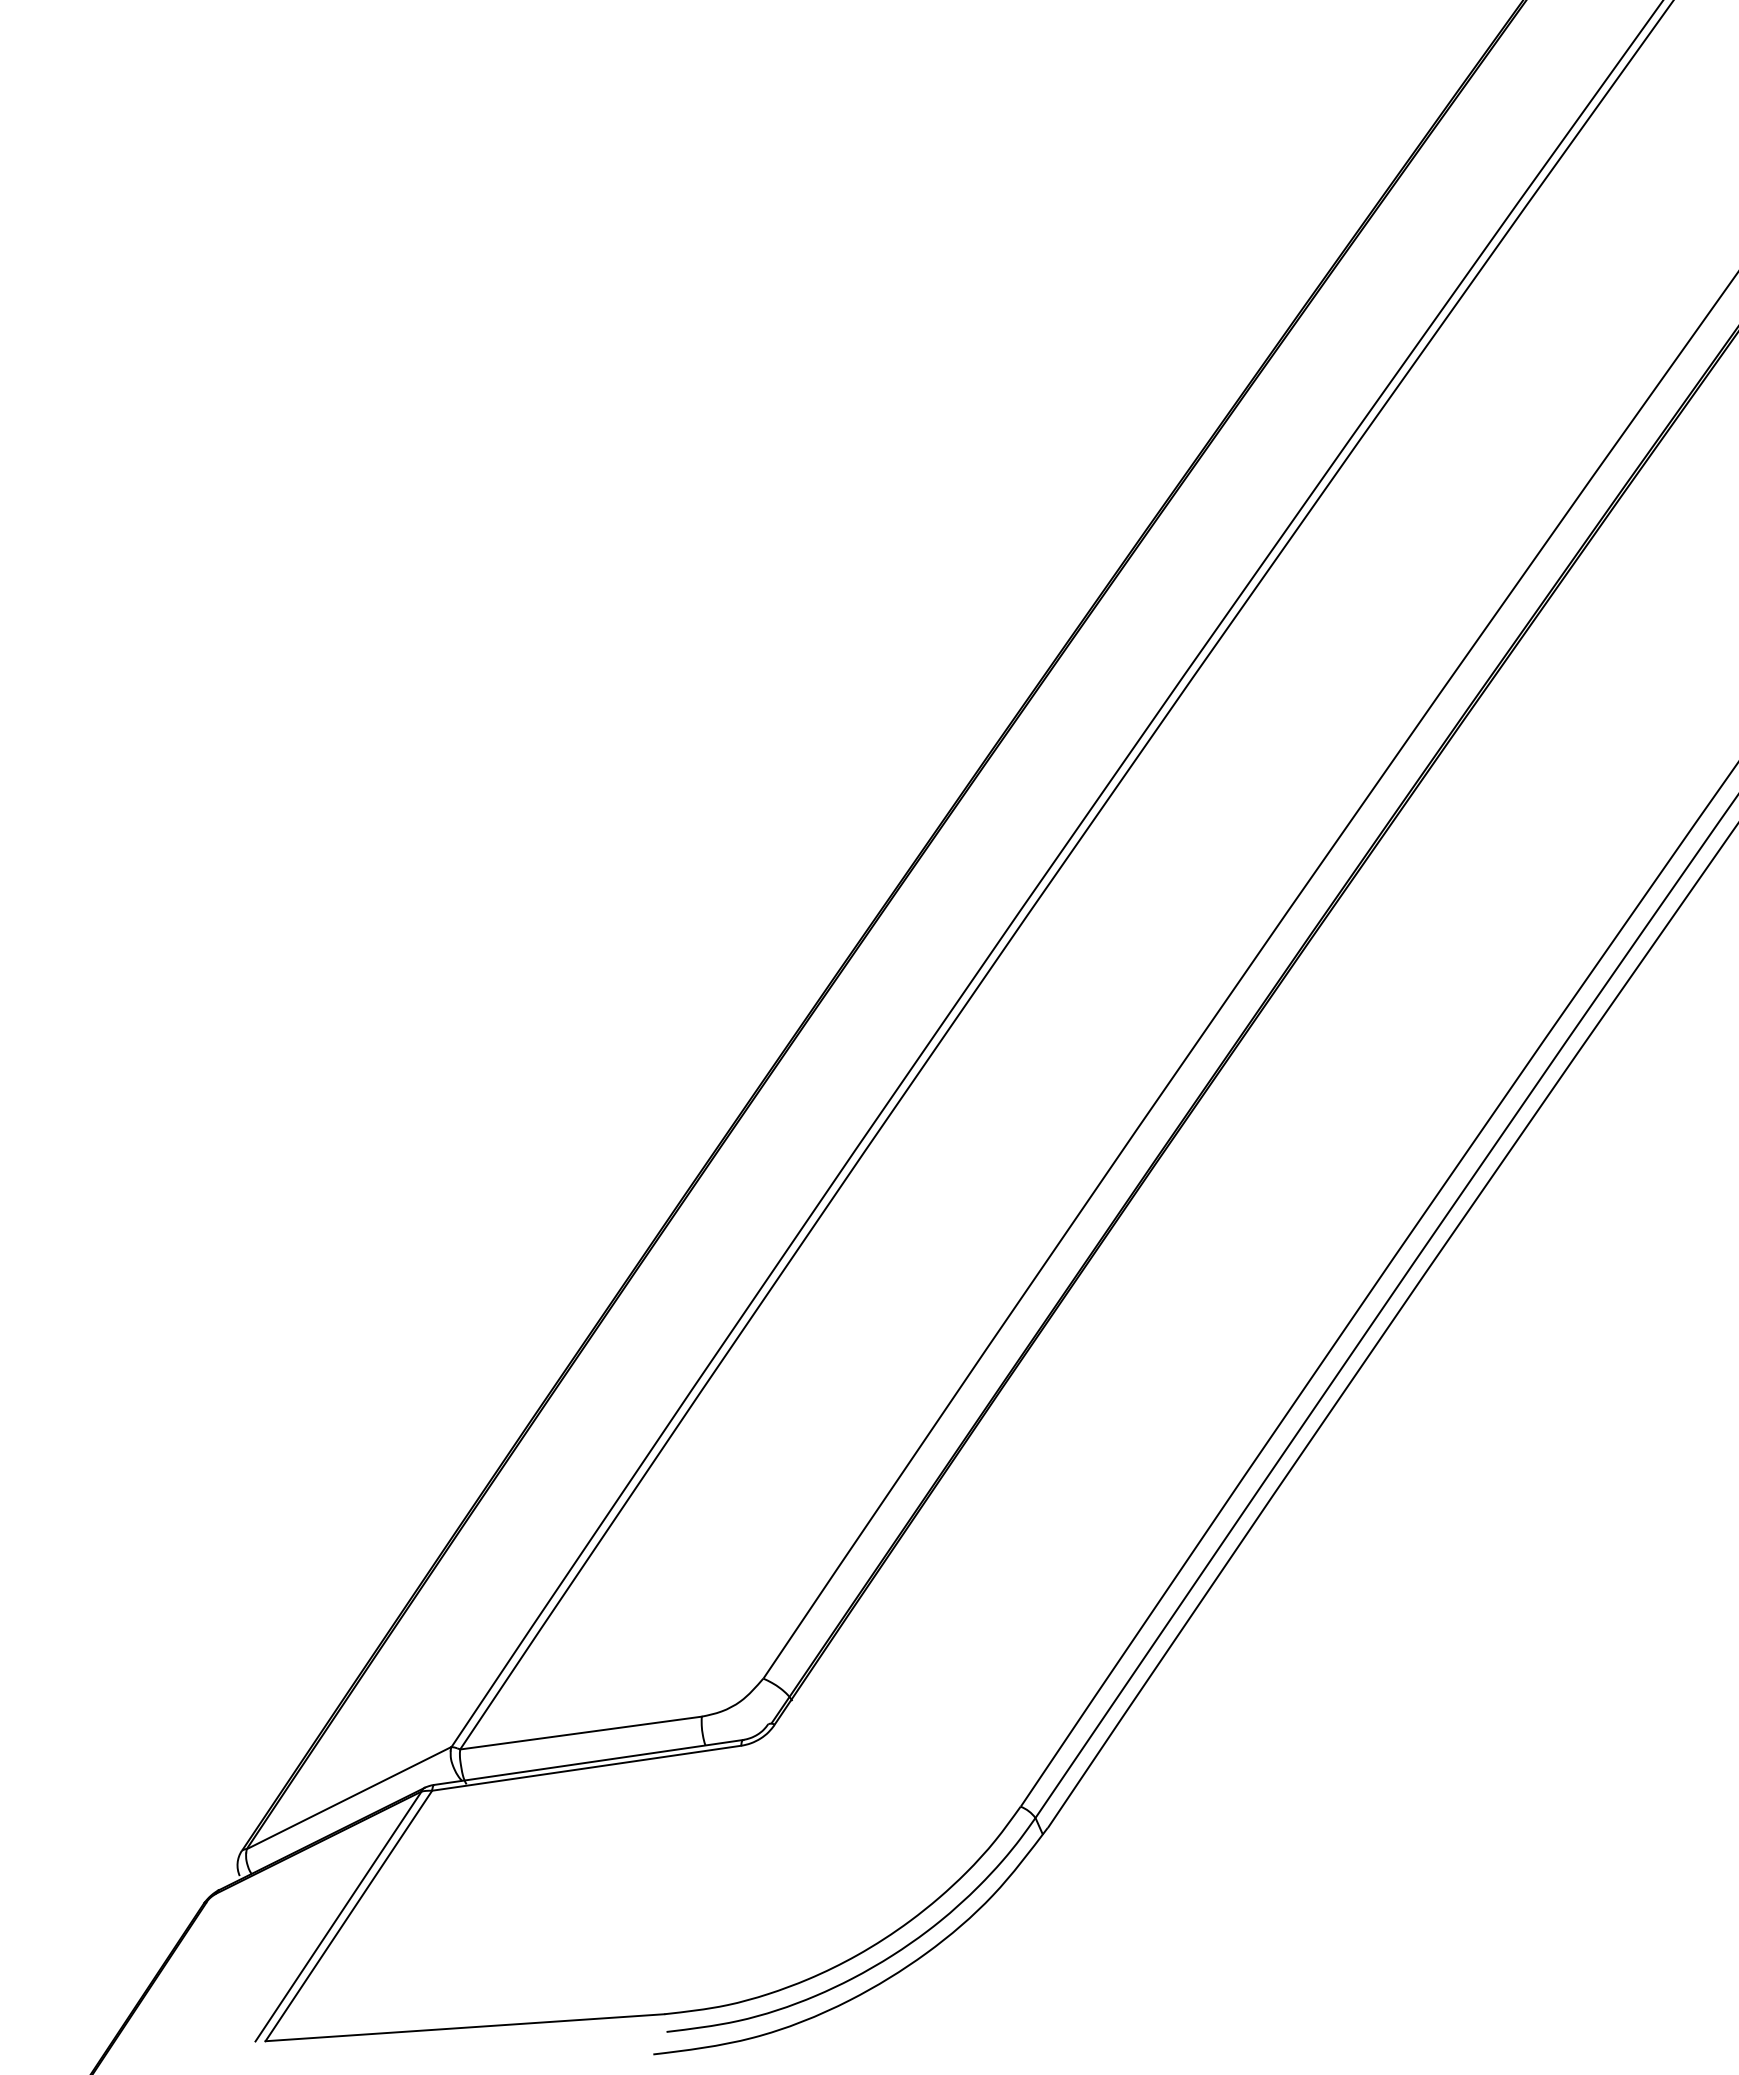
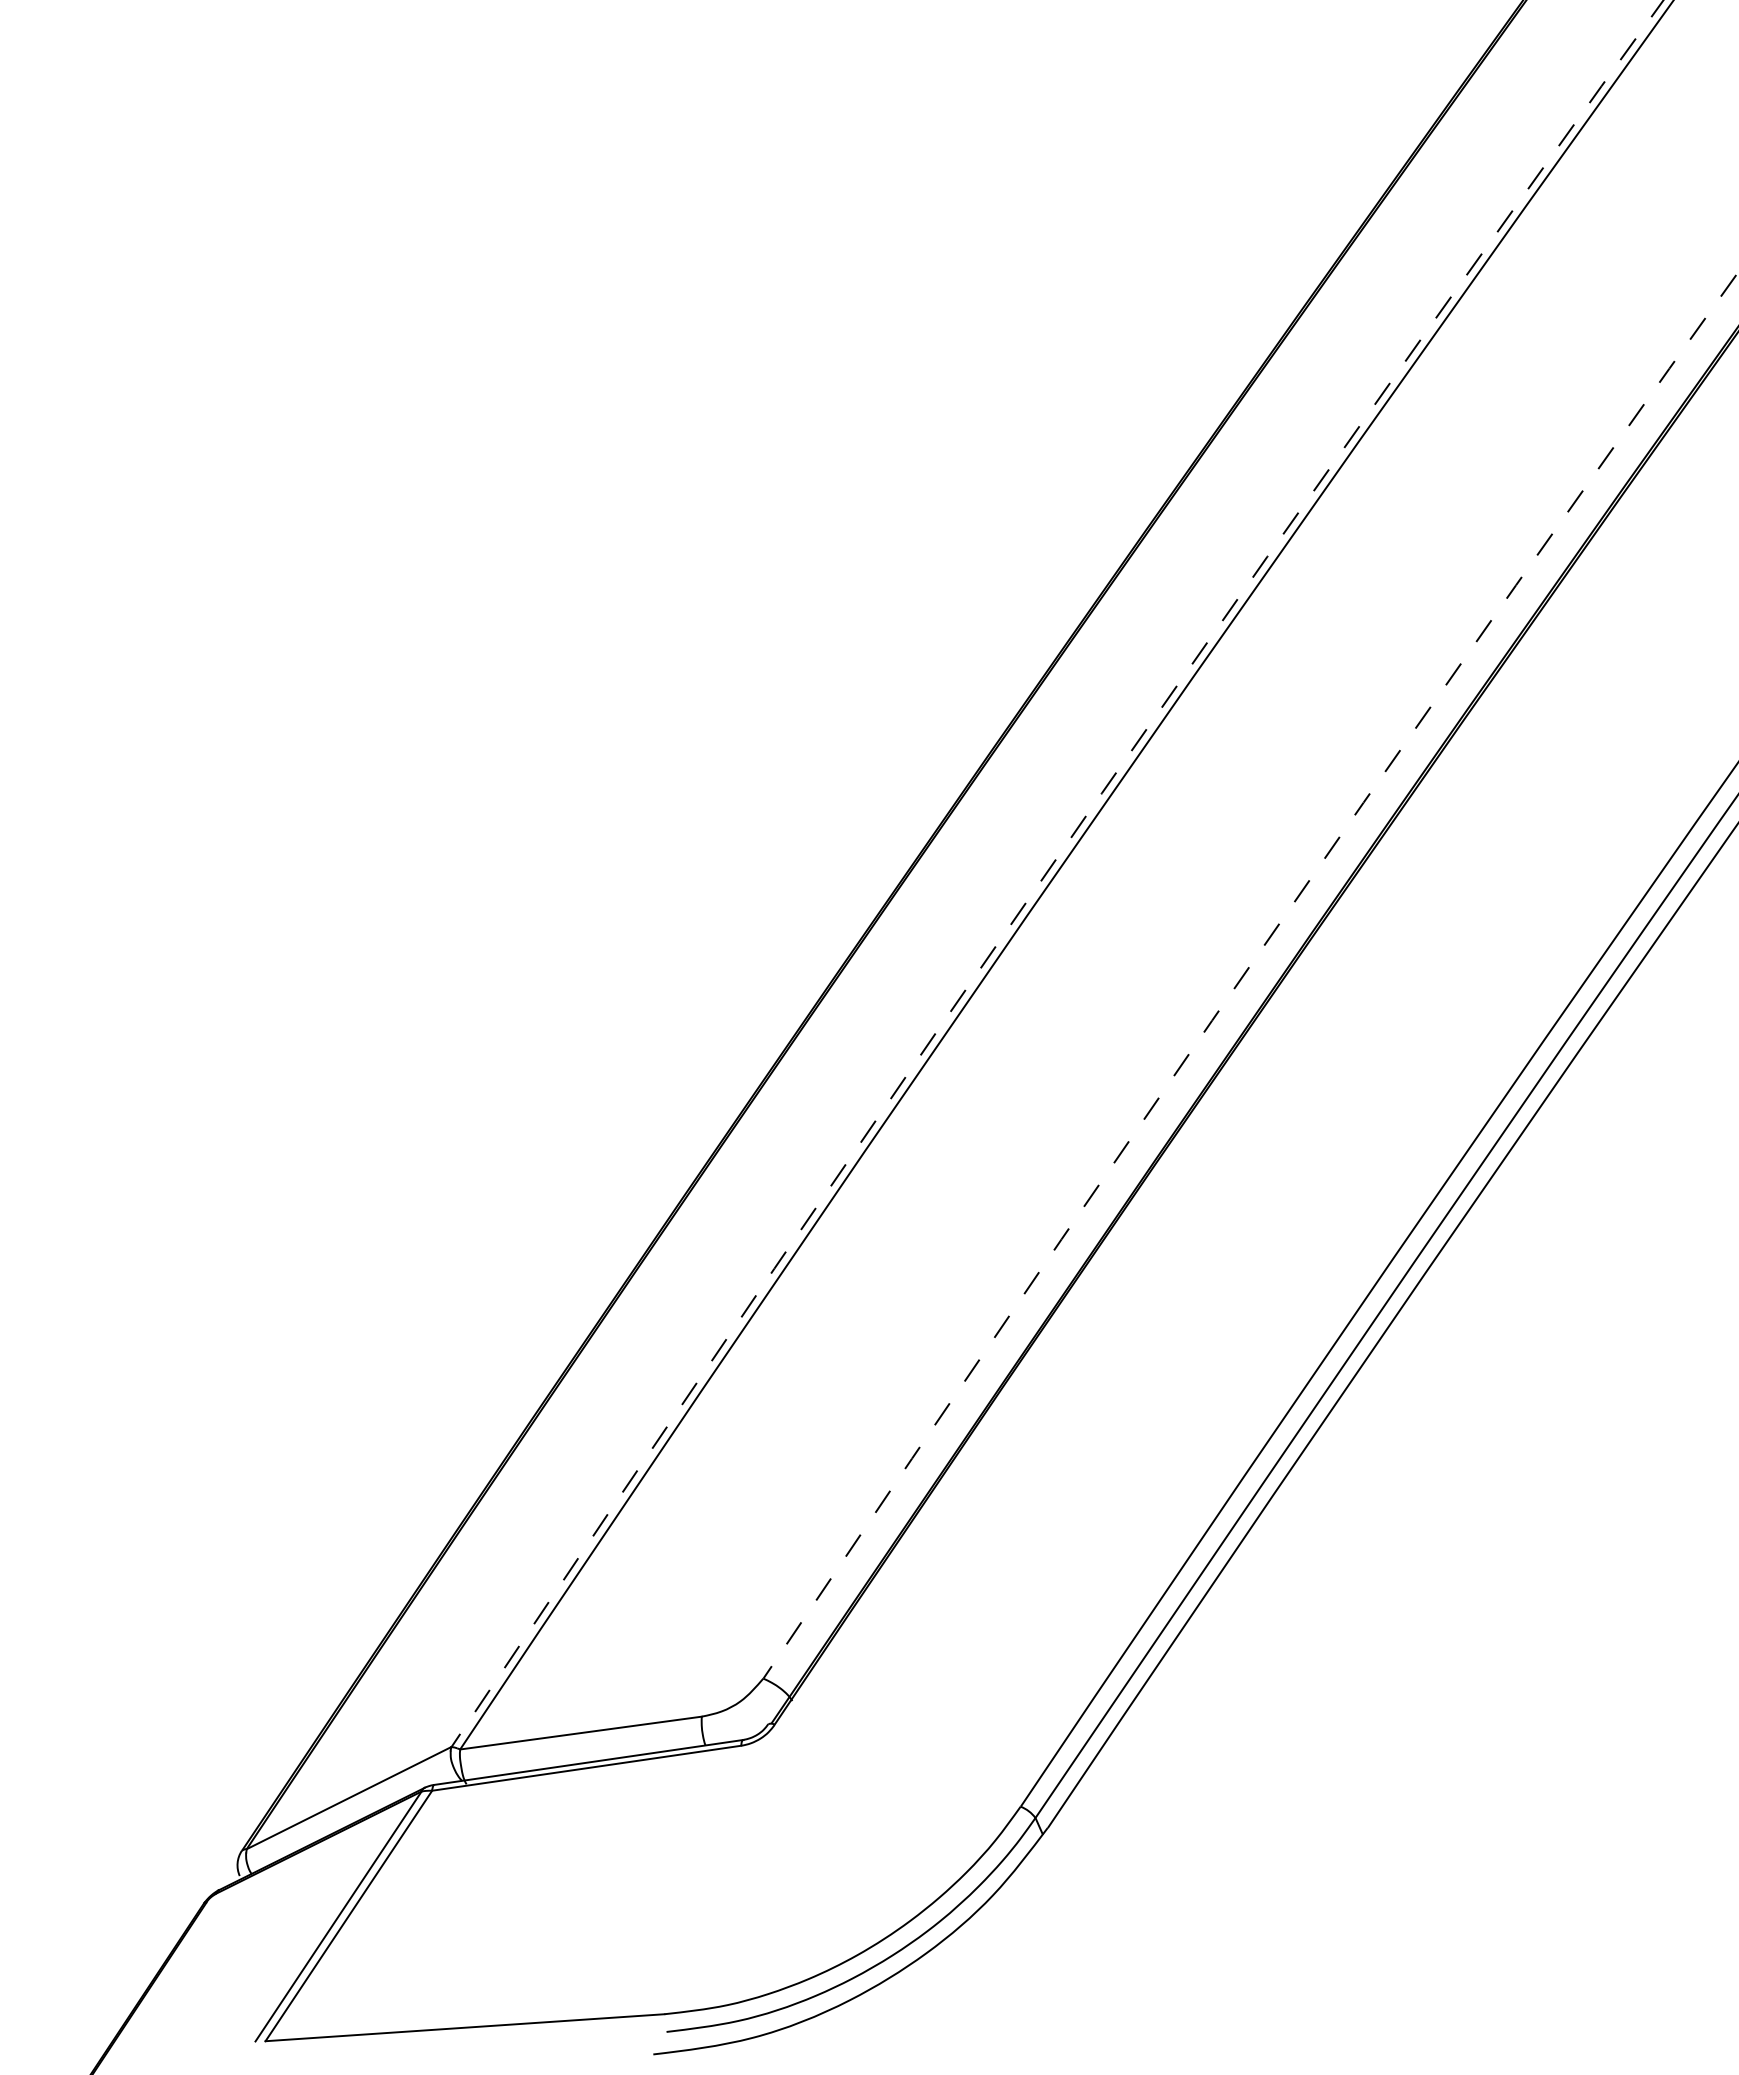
arc: solid -> dashed (1050, 868)
arc: solid -> dashed (1246, 971)
